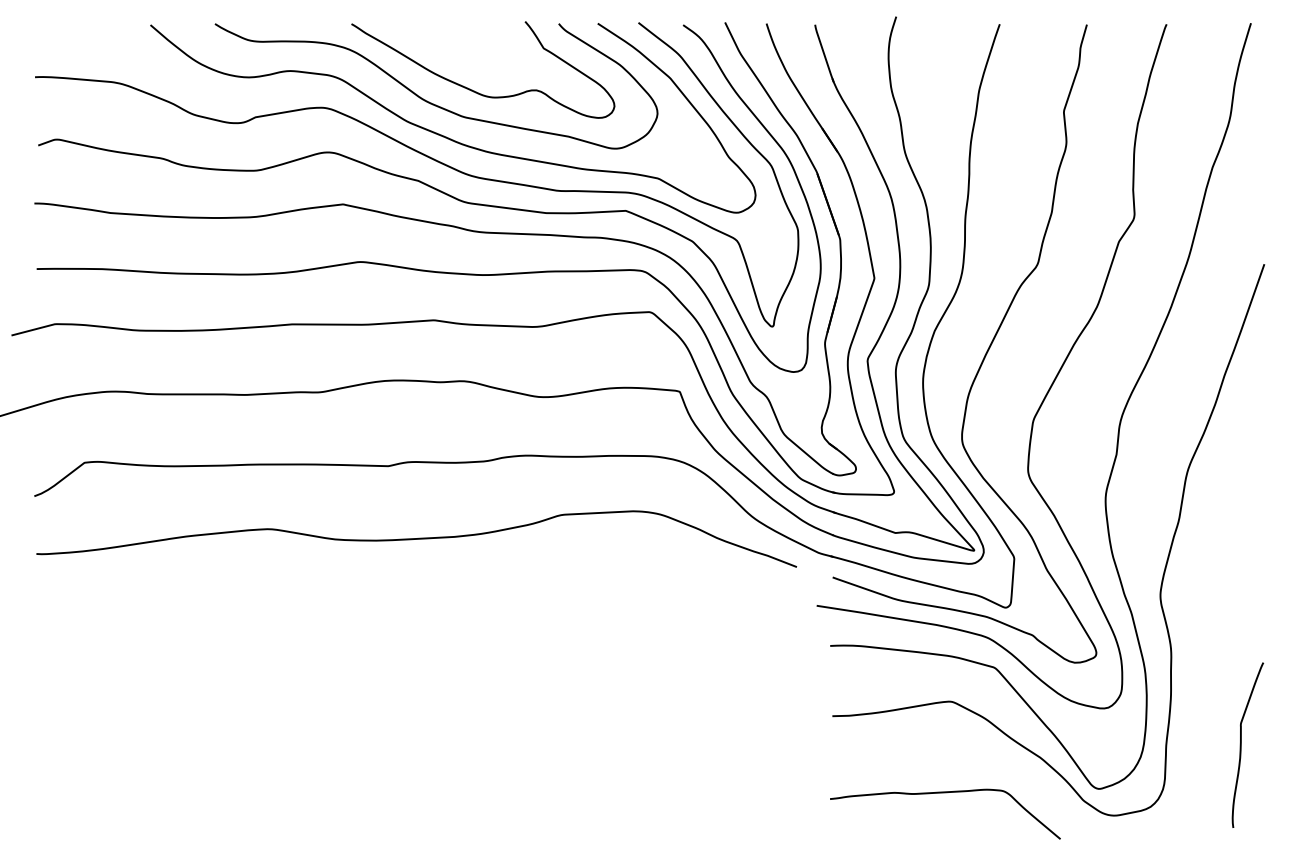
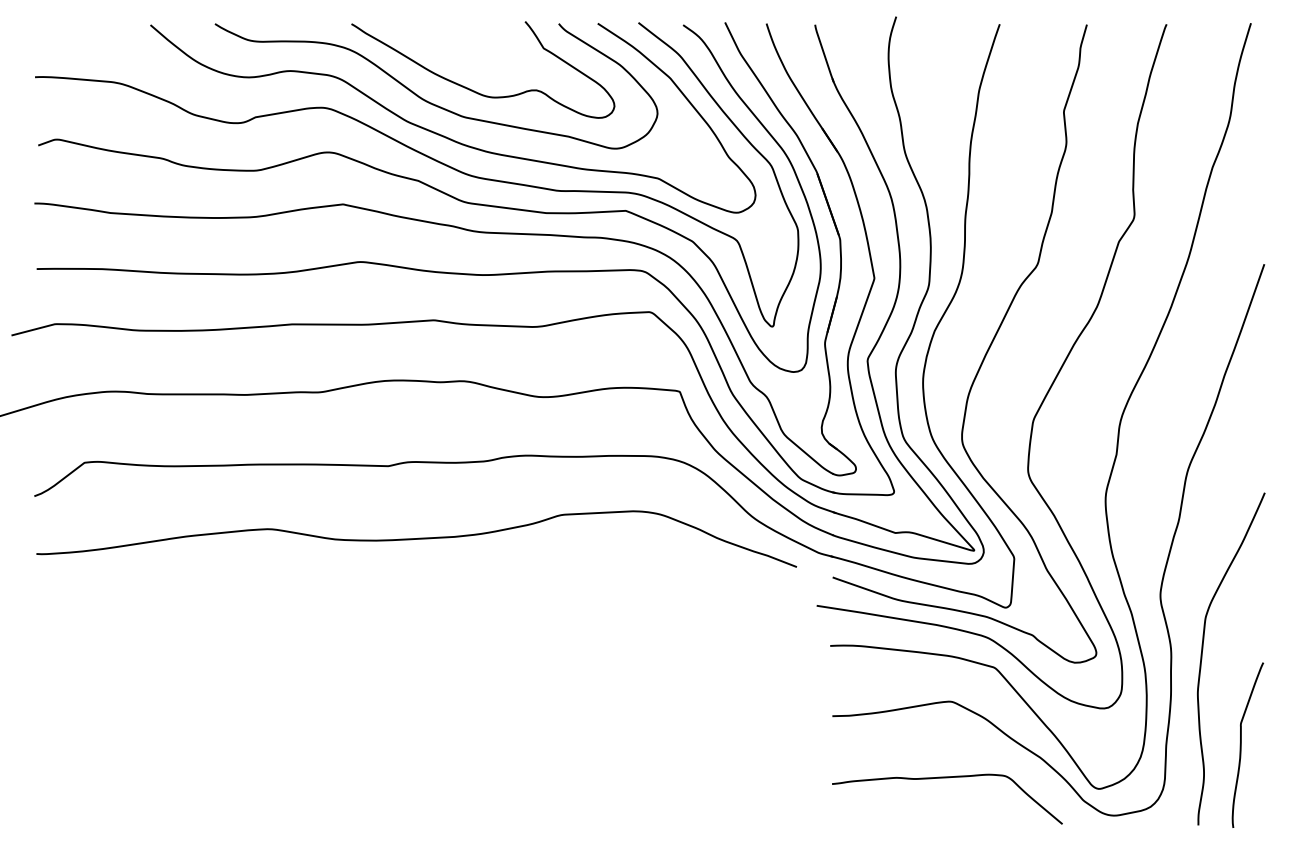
curve: none -> present (1202, 658)
curve position: (945, 793) -> (947, 778) (947, 778)
